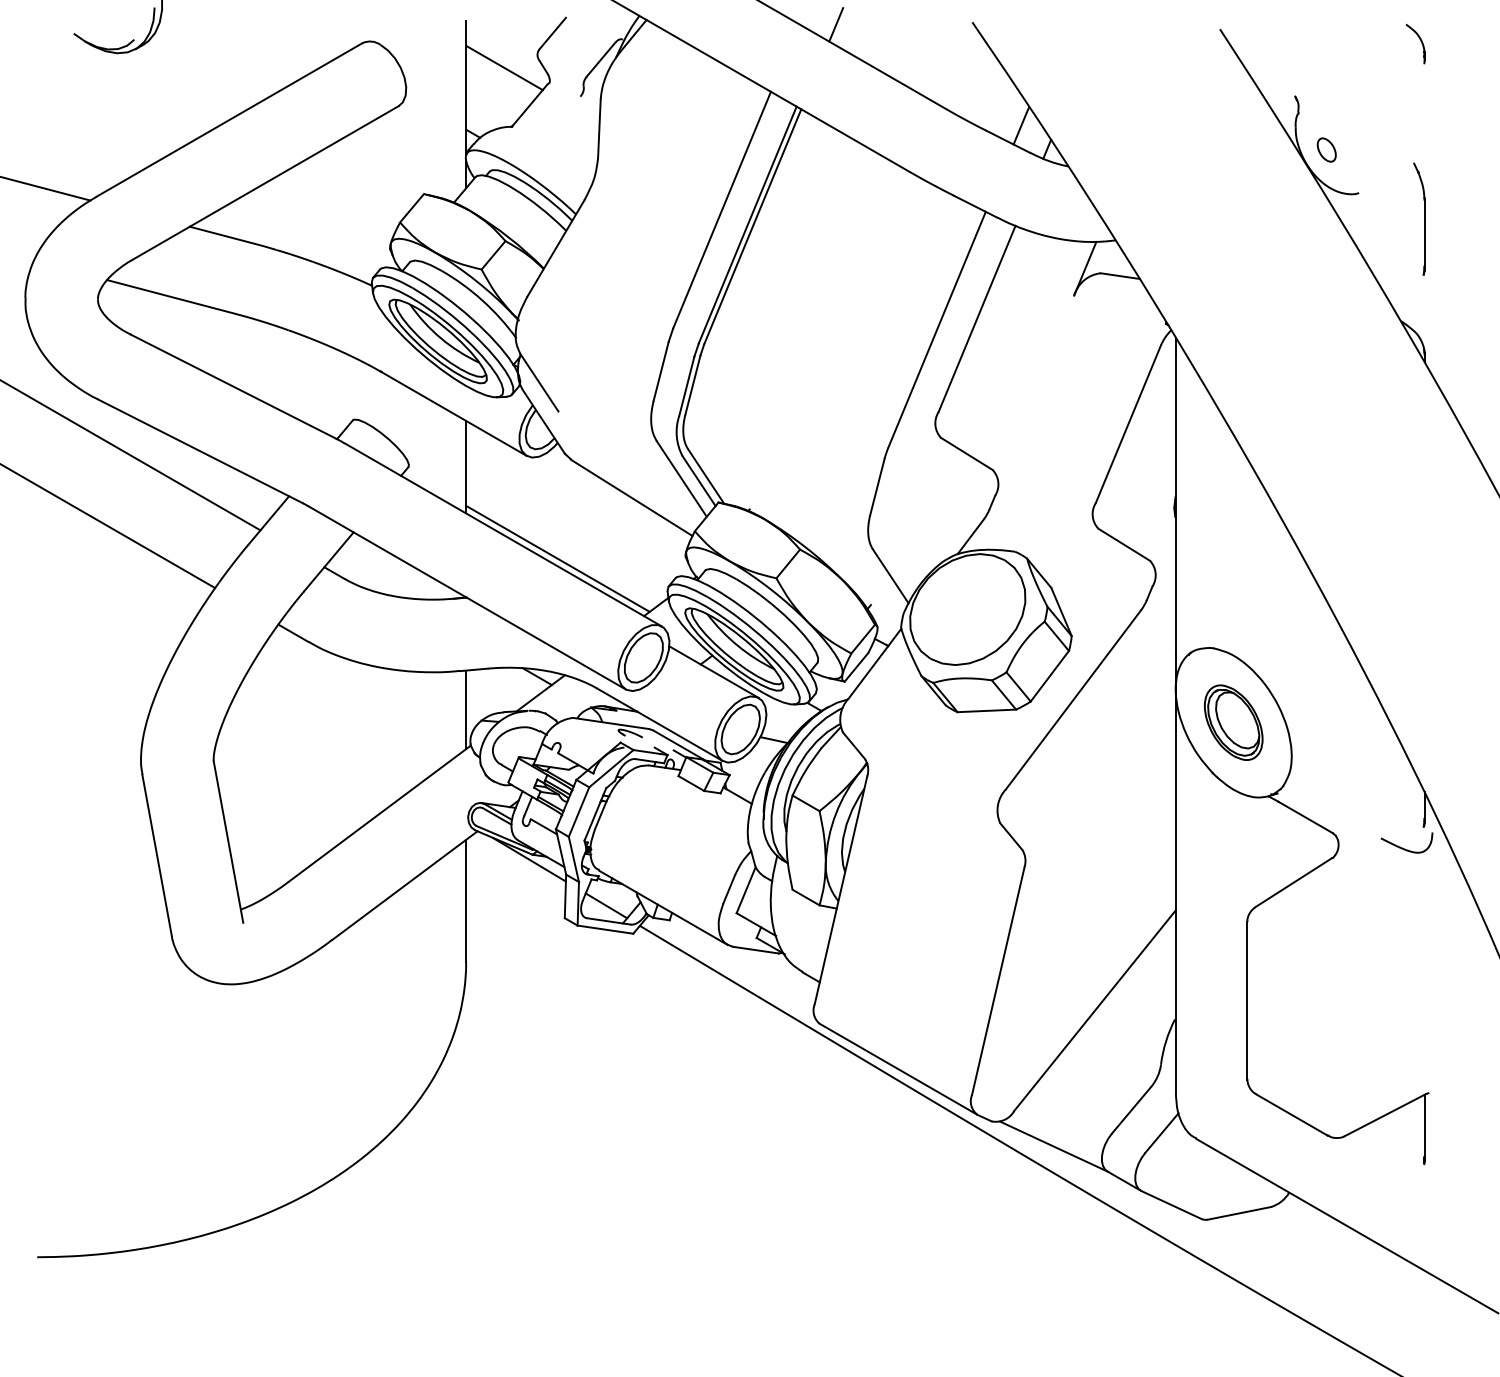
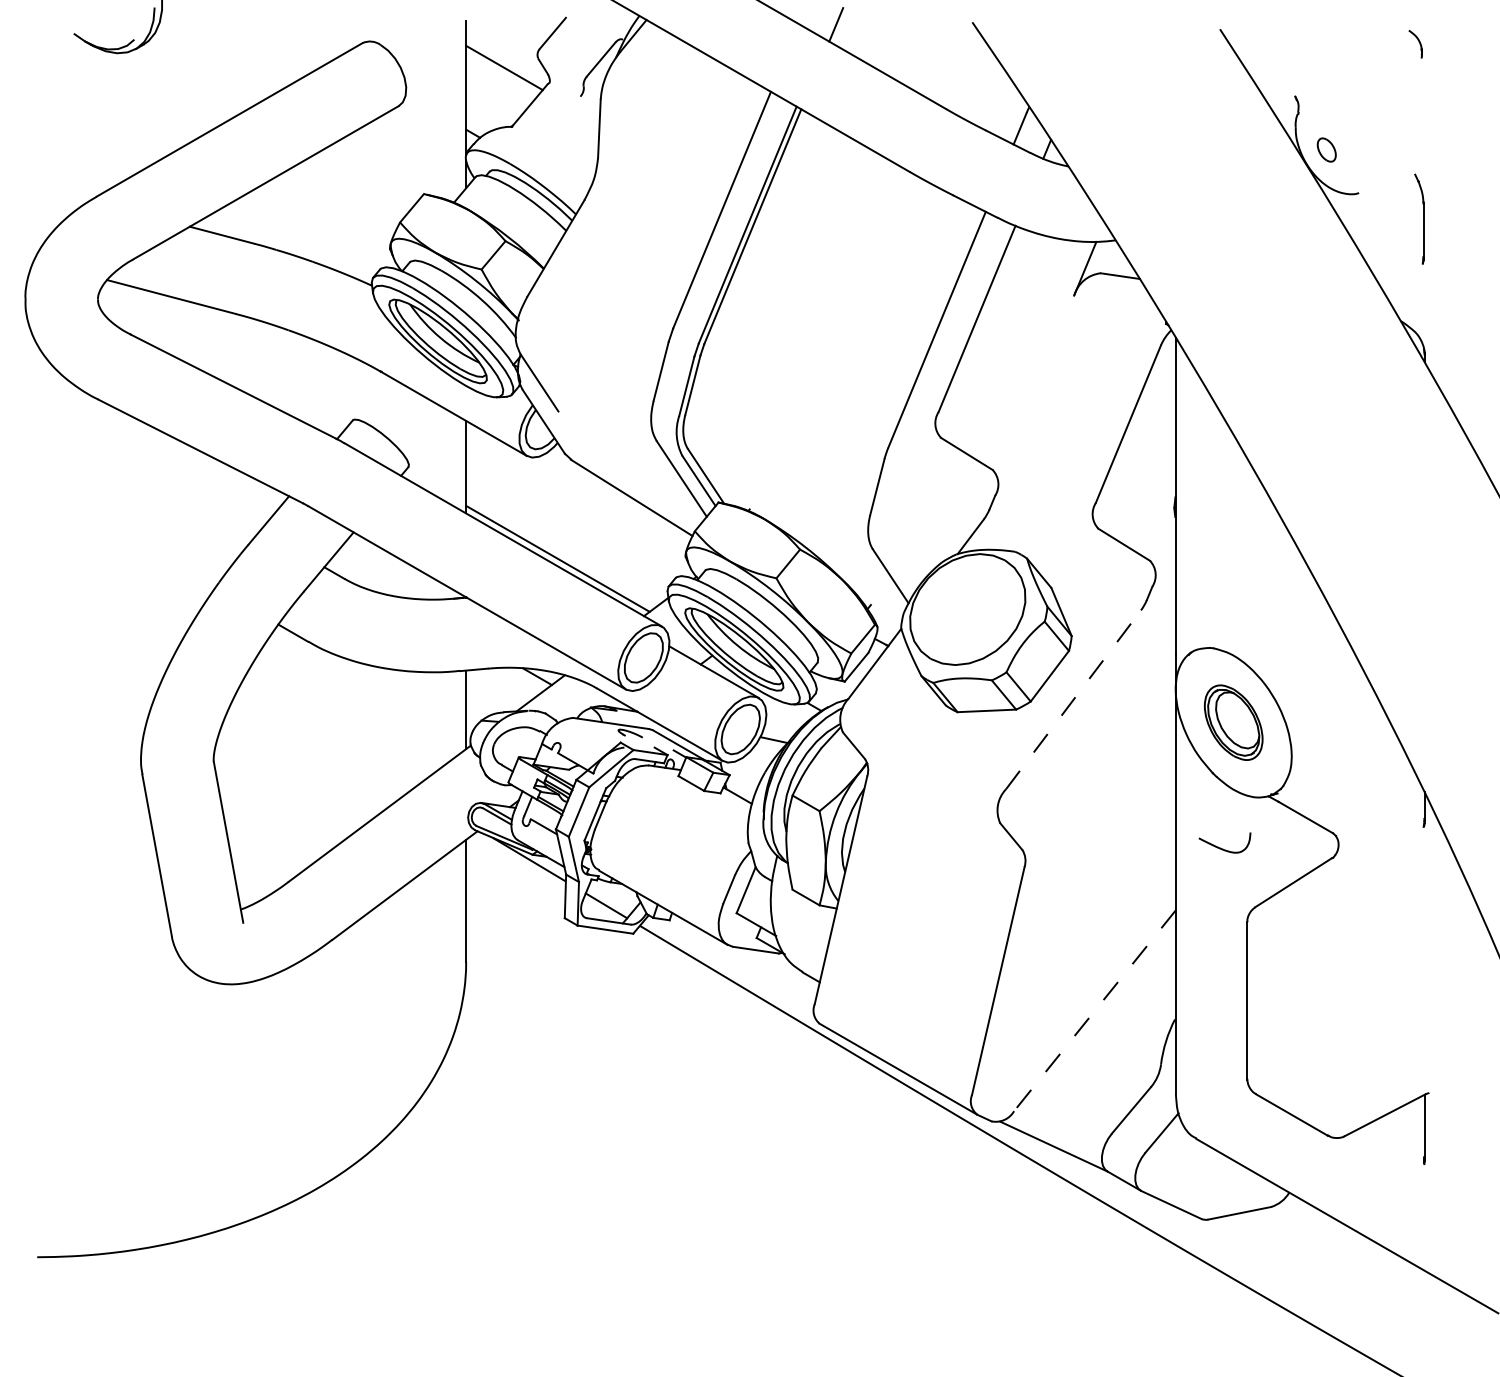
part size: 21x41 px -> 15x29 px (1415, 44)
line: present -> none (46, 188)
part size: 13x114 px -> 11x92 px (1419, 218)
line: present -> none (131, 455)
line: present -> none (108, 526)
line: solid -> dashed (1073, 699)
curve position: (1405, 848) -> (1223, 848) (1223, 848)
line: solid -> dashed (1095, 1010)
